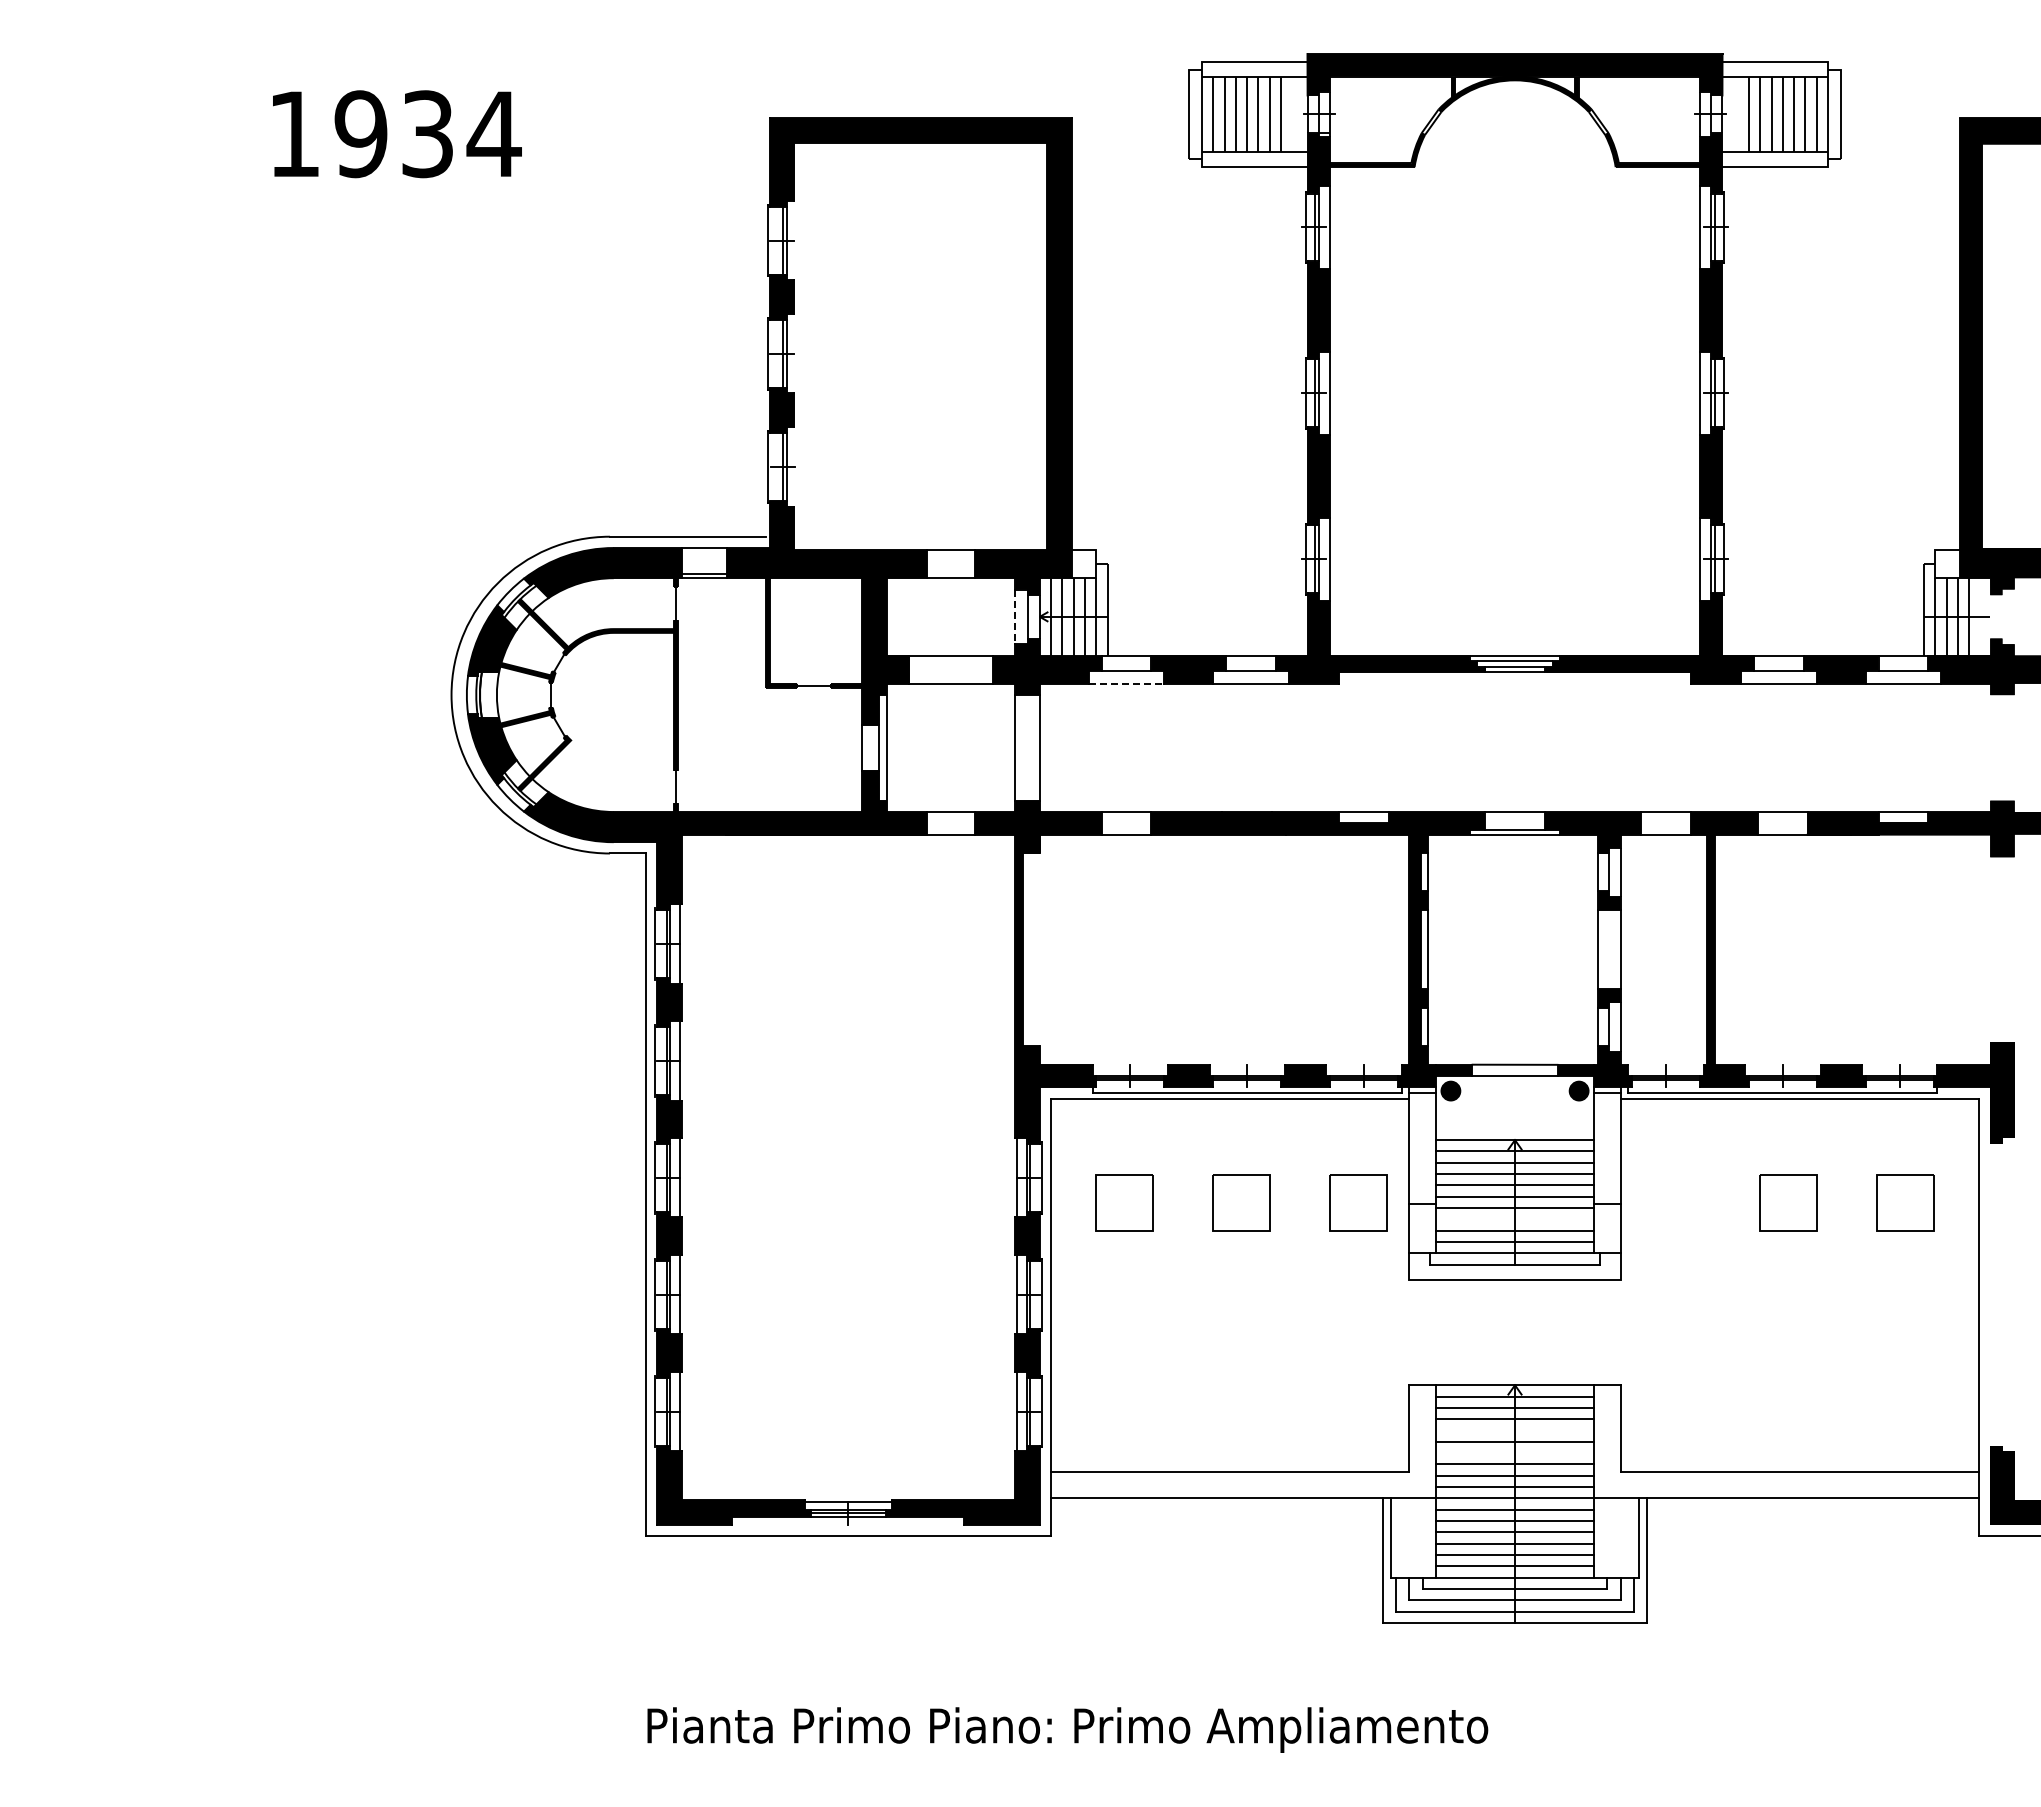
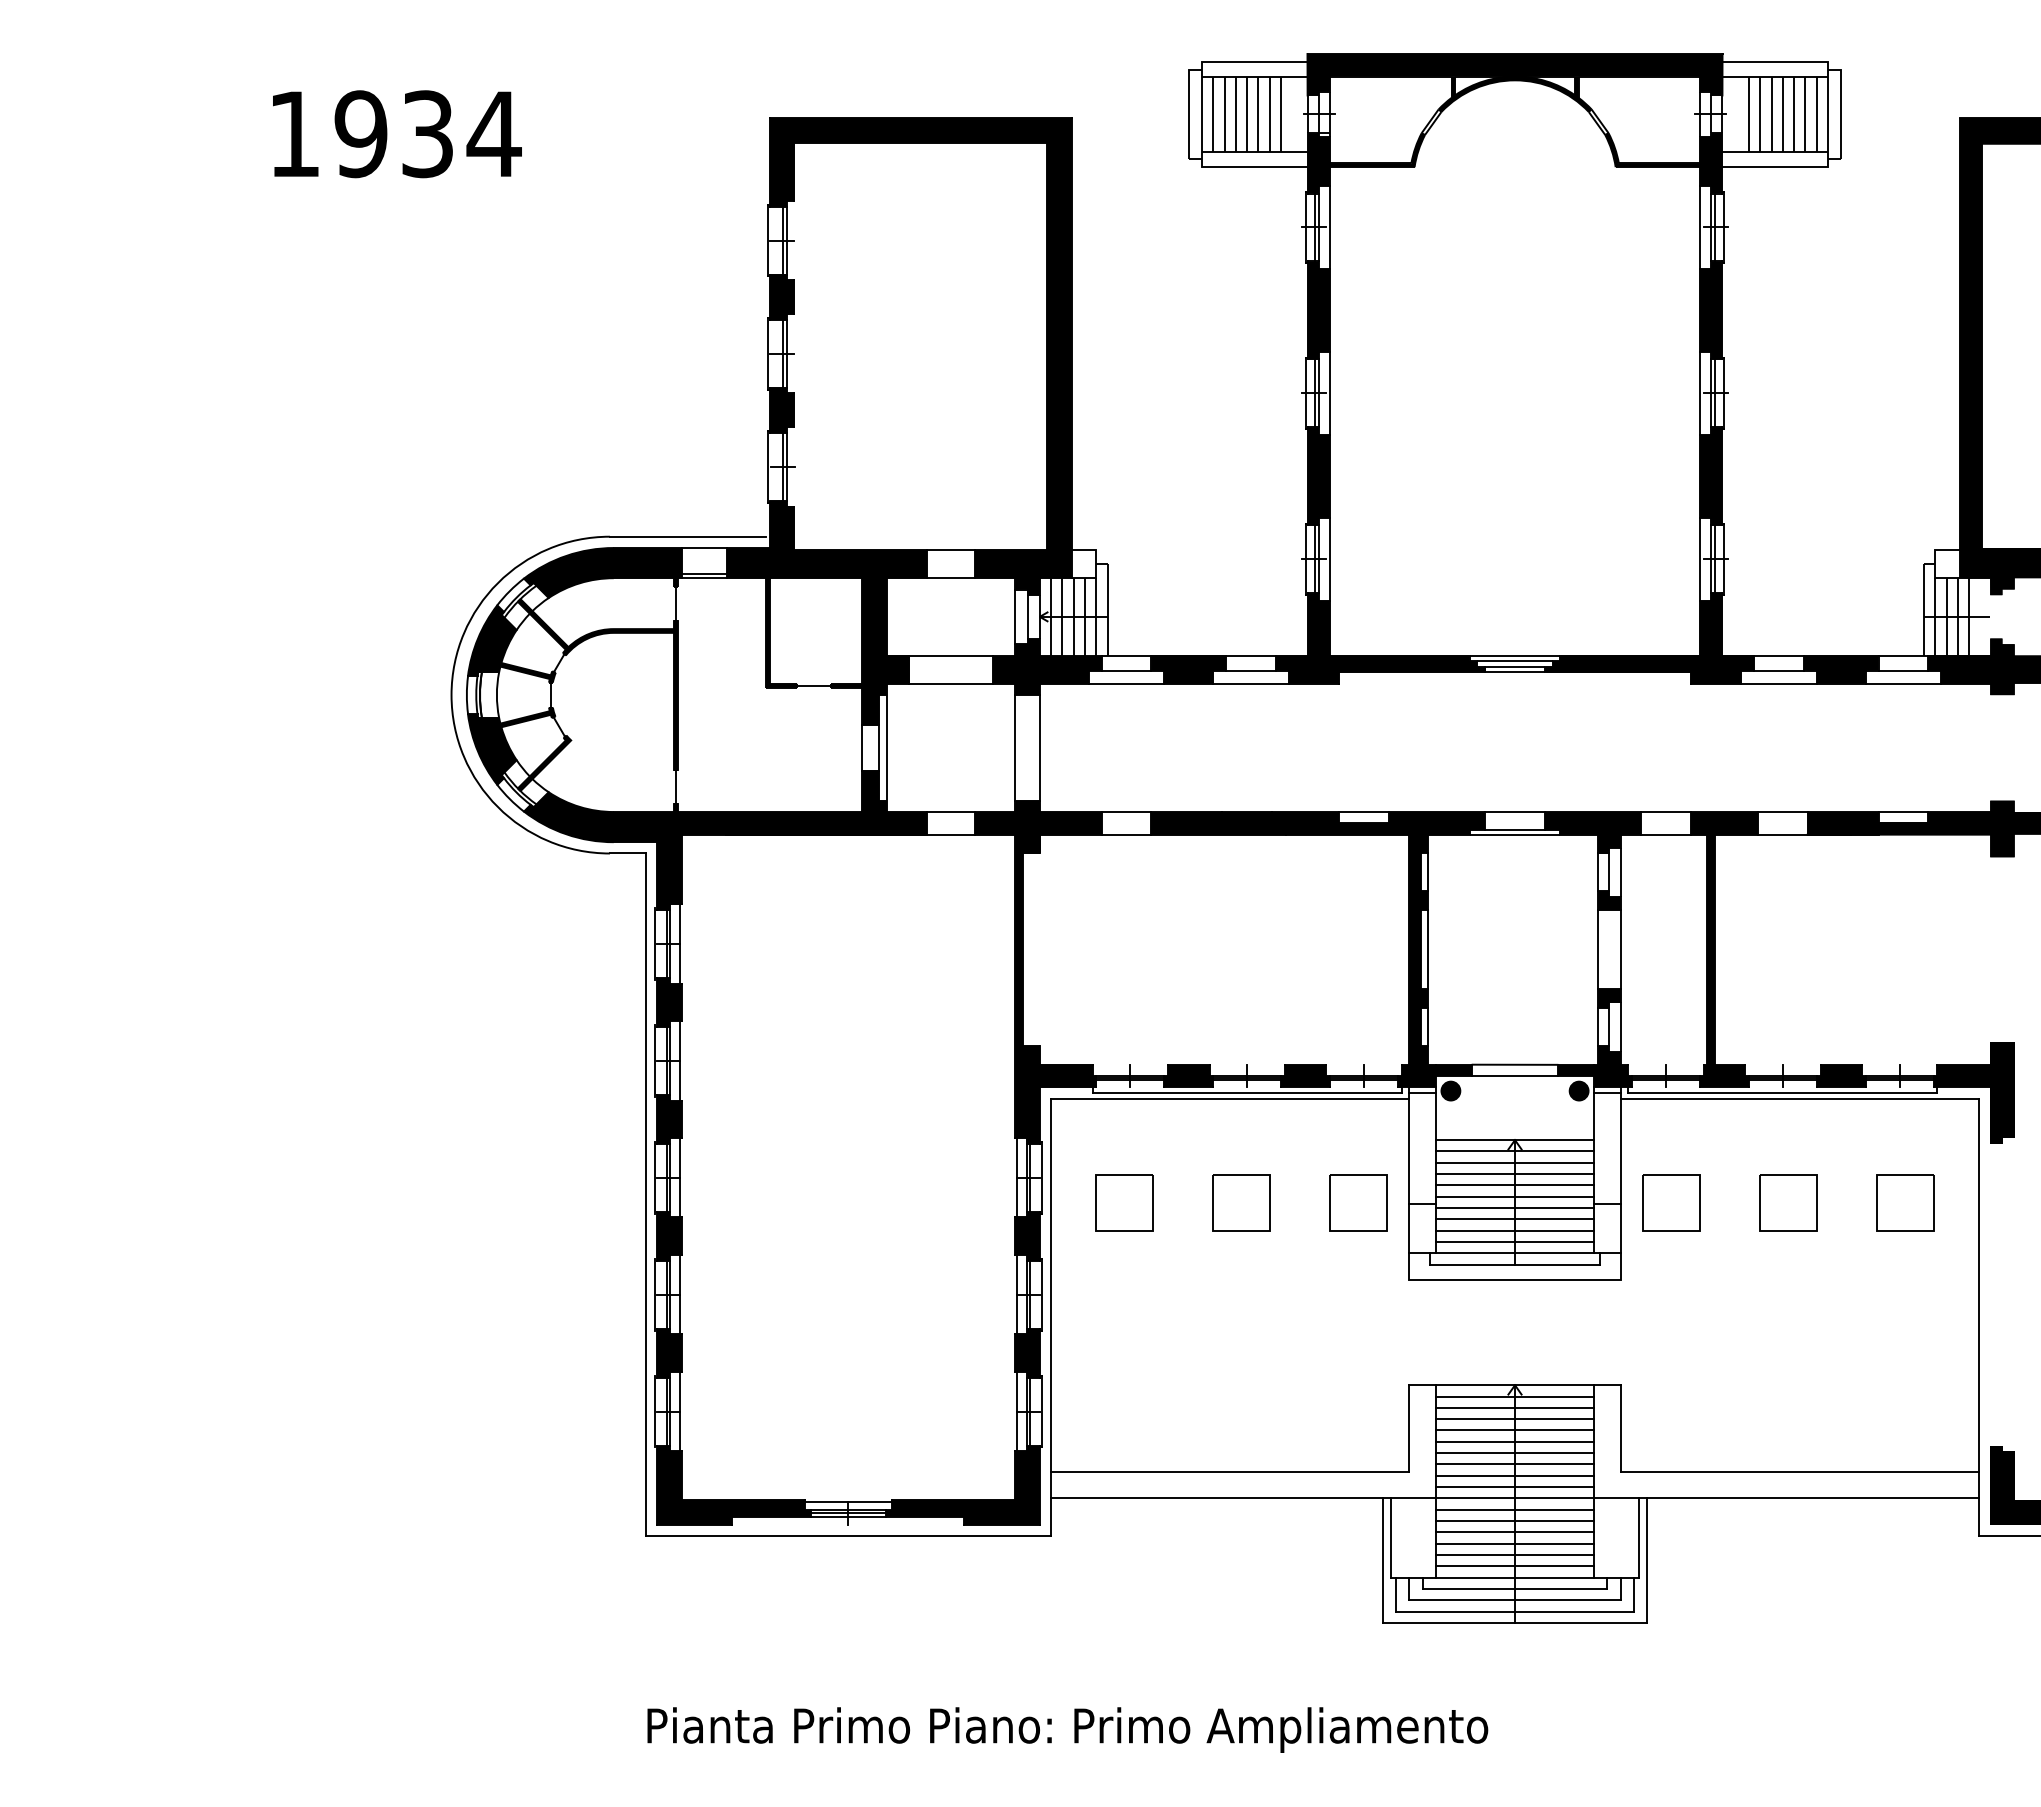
line: dashed -> solid (1015, 617)
line: dashed -> solid (1126, 683)
part: none -> present (1671, 1202)
line: none -> present (1514, 1219)
line: none -> present (1514, 1430)
line: none -> present (1514, 1453)
